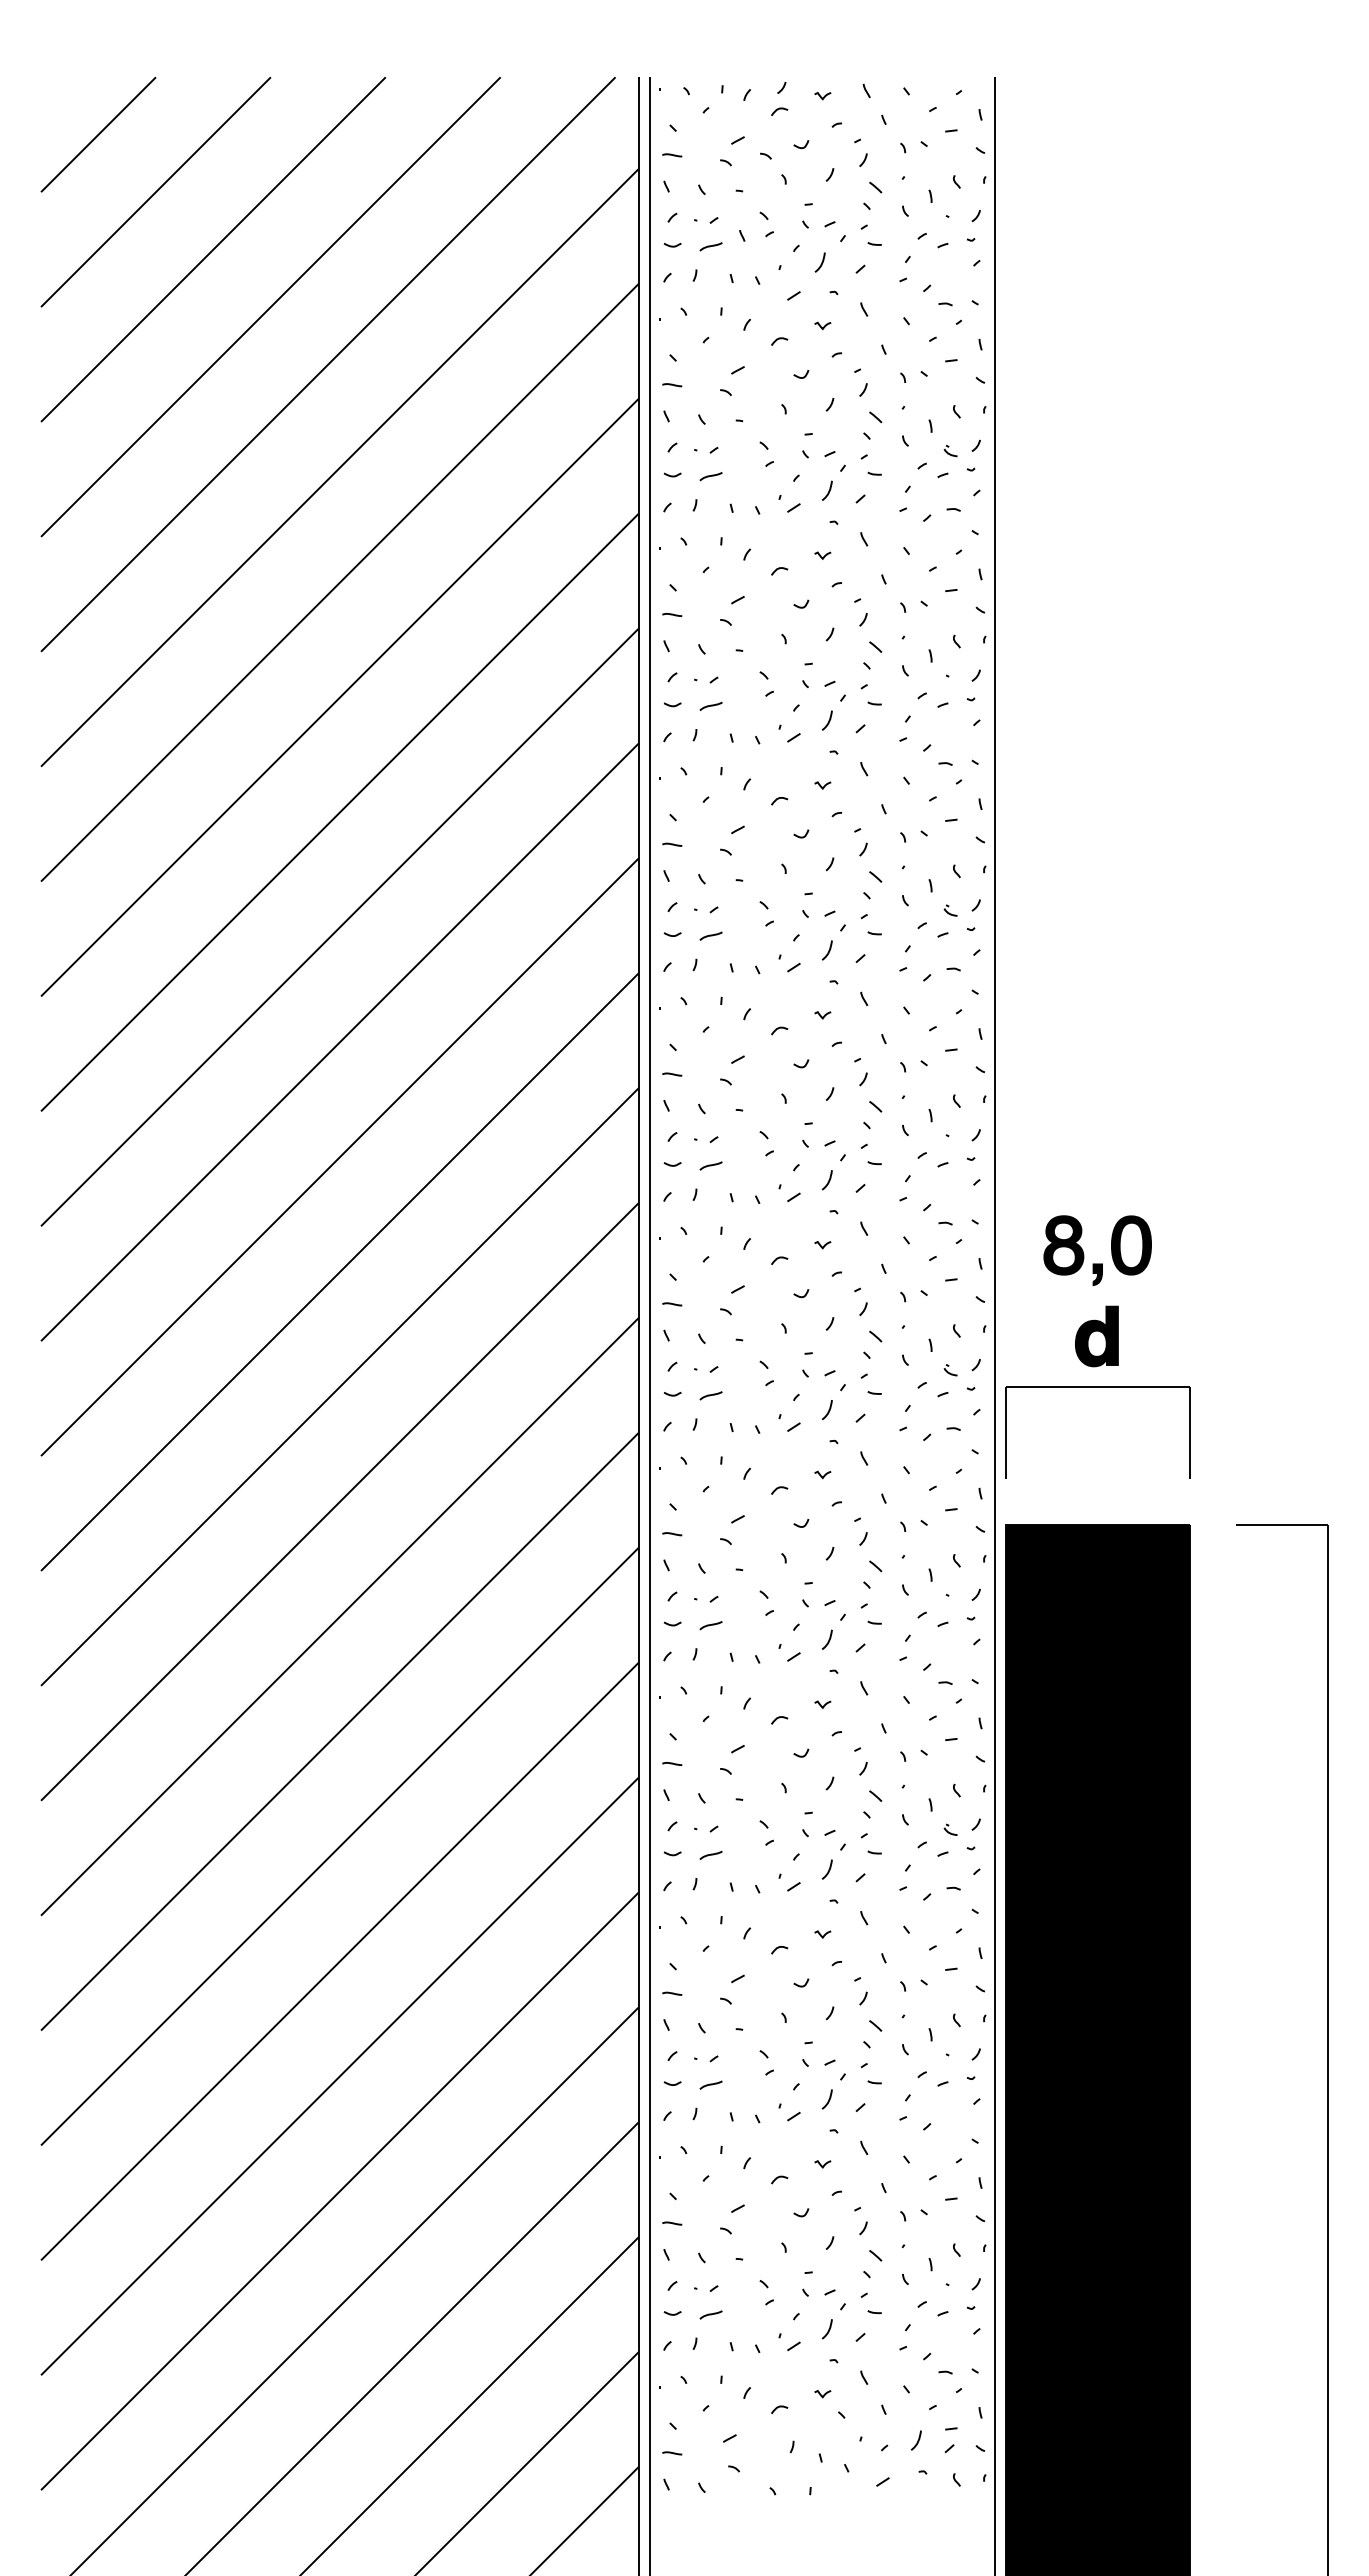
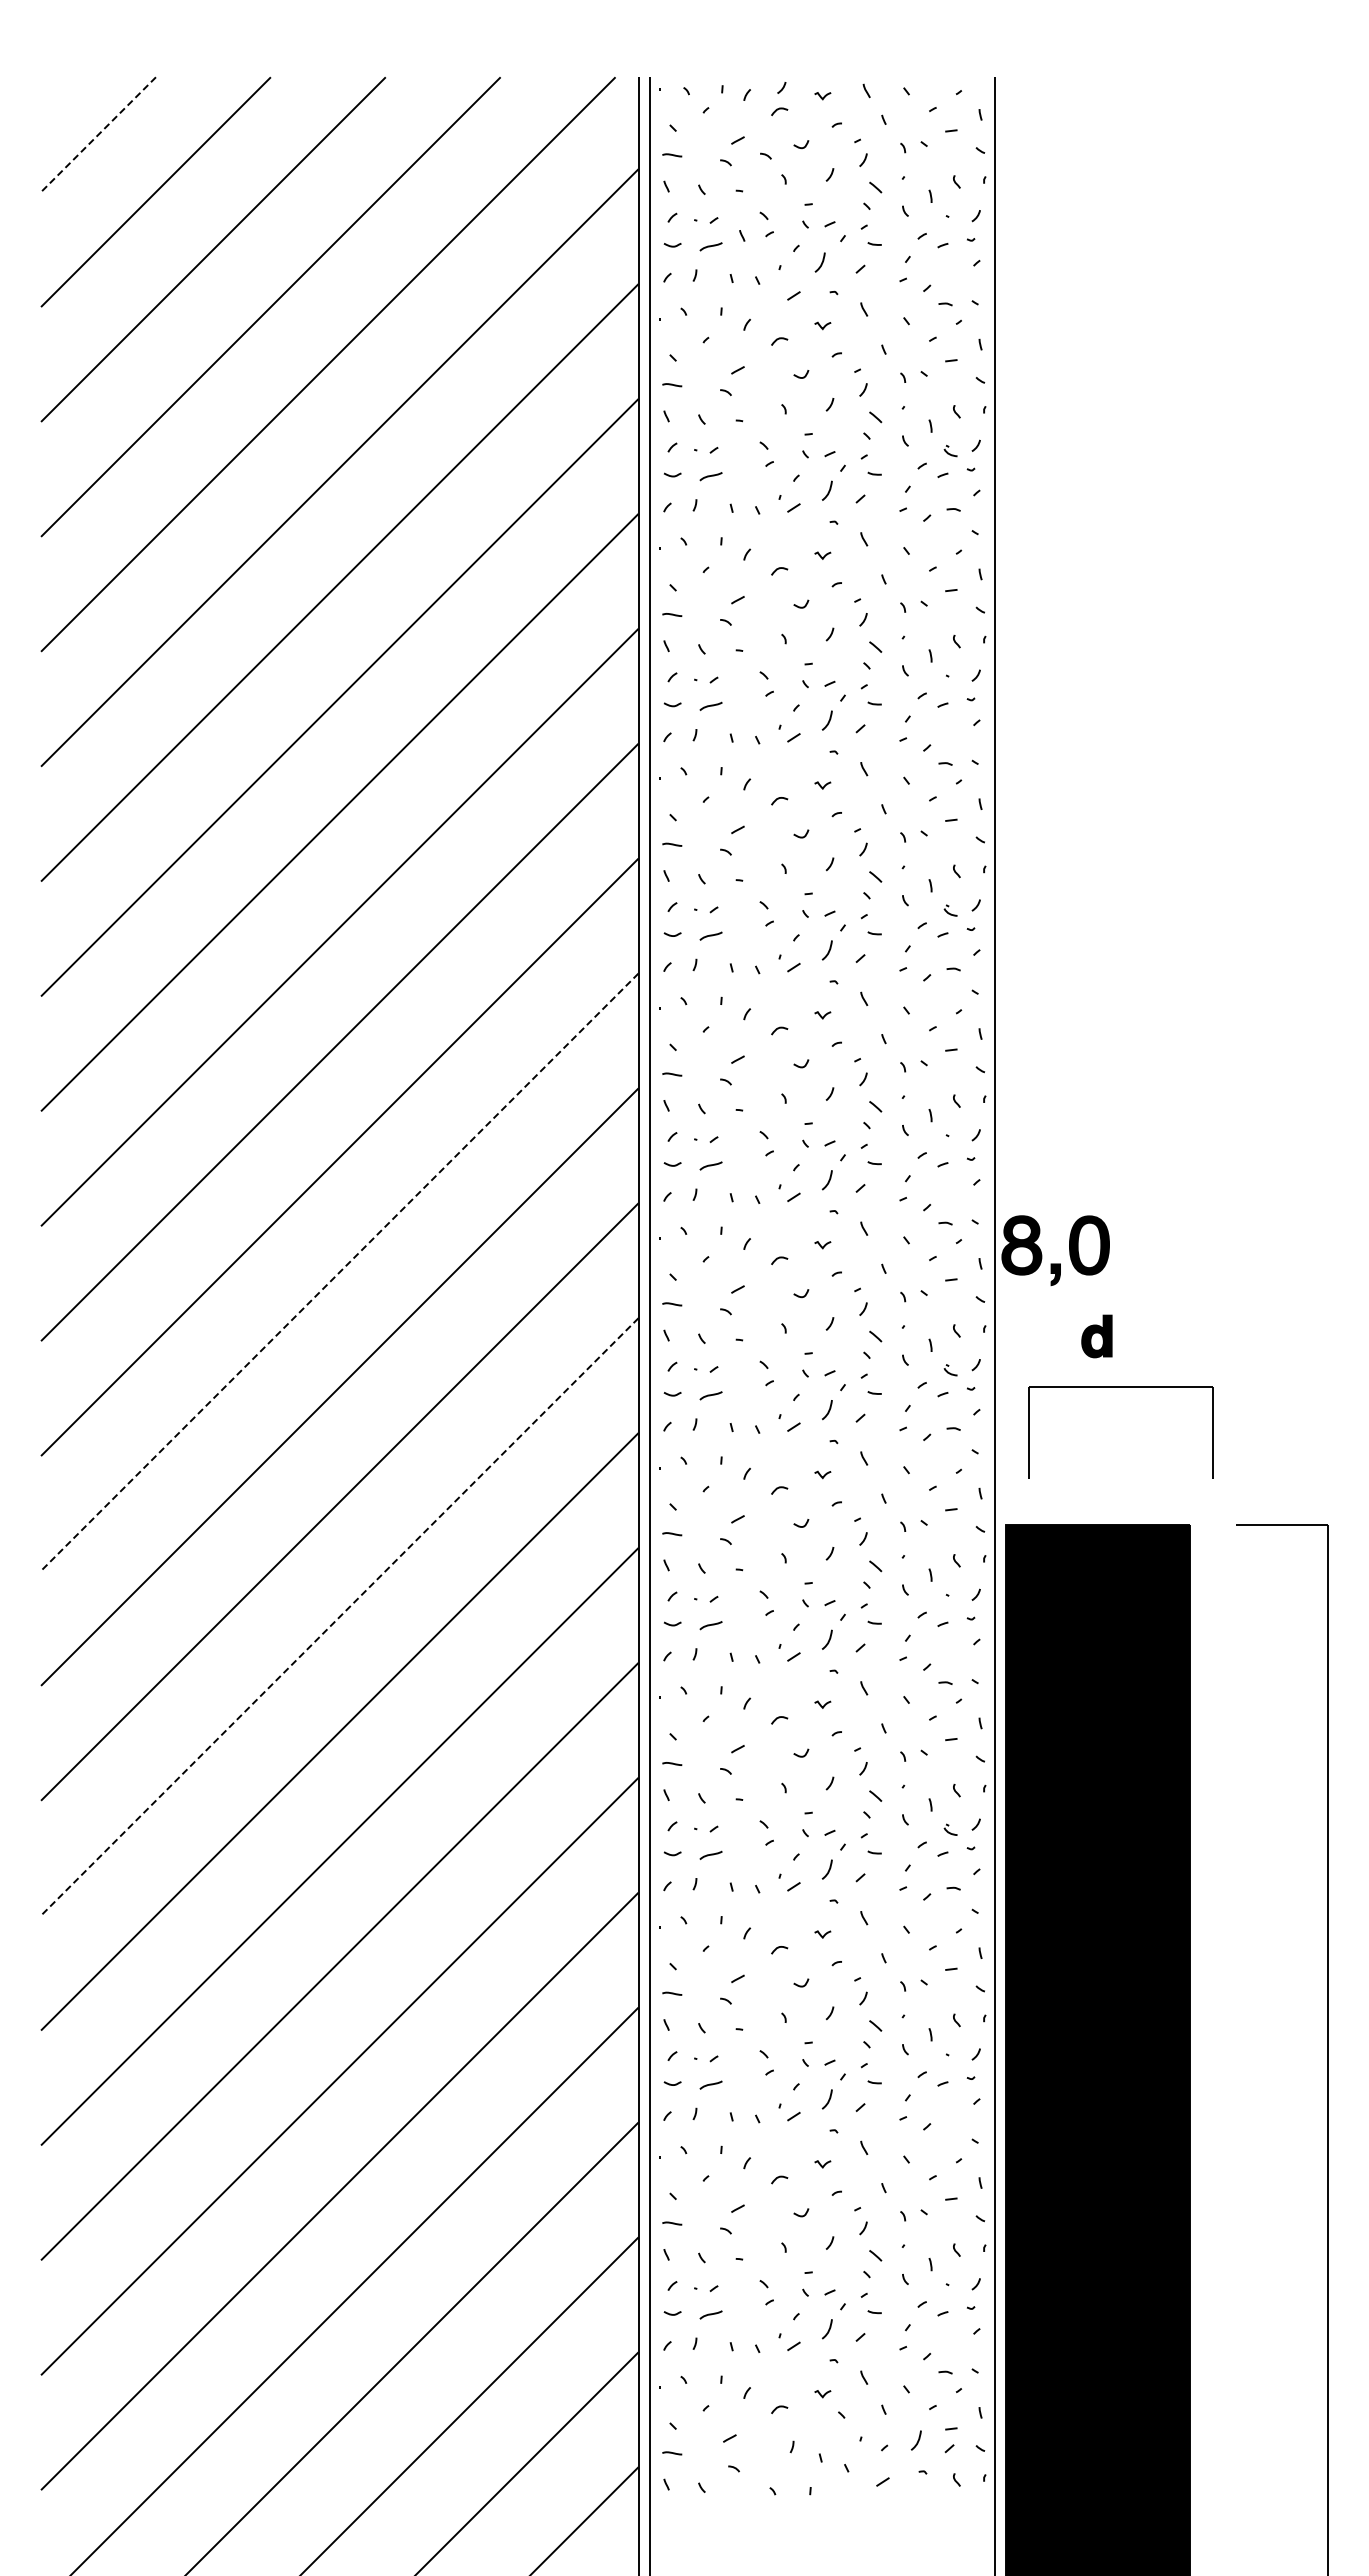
line: solid -> dashed (98, 135)
part position: (1097, 1263) -> (1055, 1263) (1055, 1263)
line: solid -> dashed (339, 1272)
part size: 44x63 px -> 32x45 px (1096, 1336)
part position: (1097, 1387) -> (1120, 1387) (1120, 1387)
line: solid -> dashed (339, 1617)
